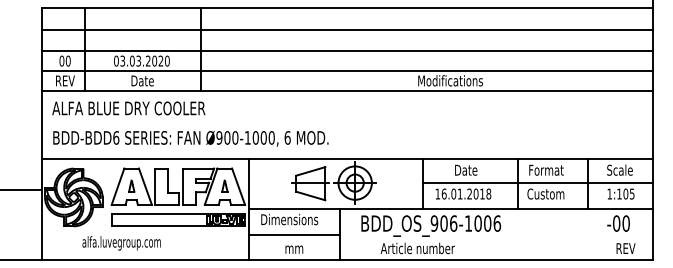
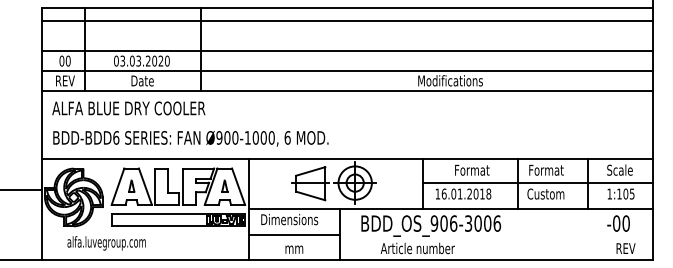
line position: (347, 29) -> (347, 20) (347, 20)
text: Date -> Format (472, 169)
text: BDD_OS_906-1006 -> BDD_OS_906-3006 (468, 223)
text position: (121, 243) -> (106, 243) (106, 243)
